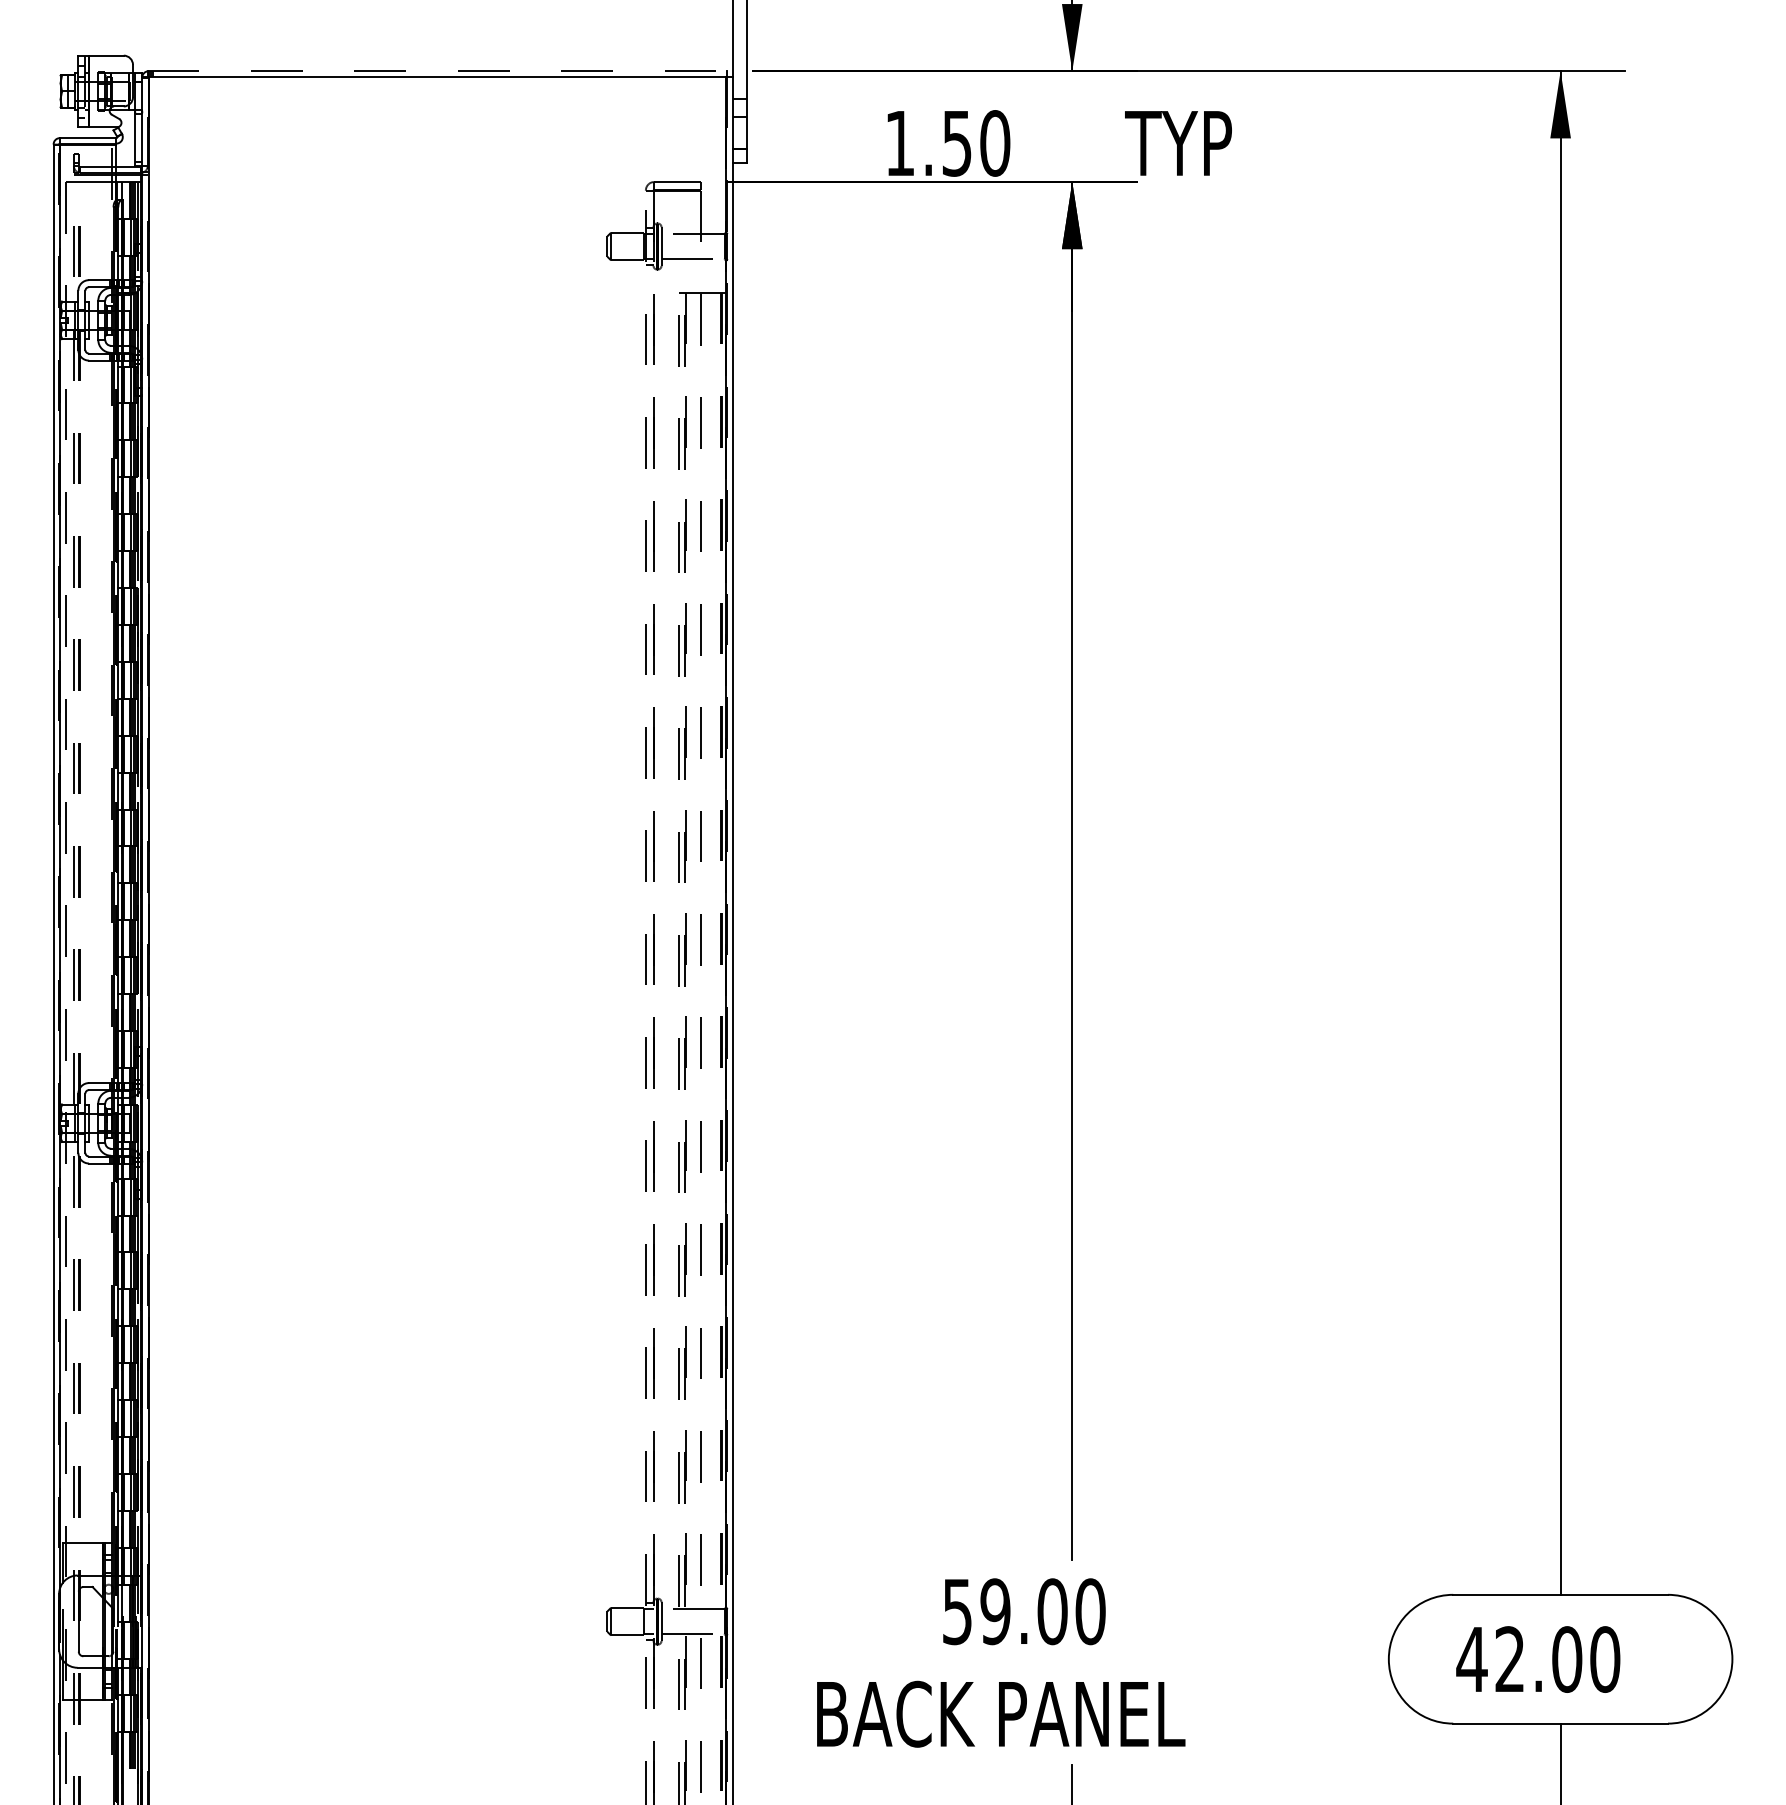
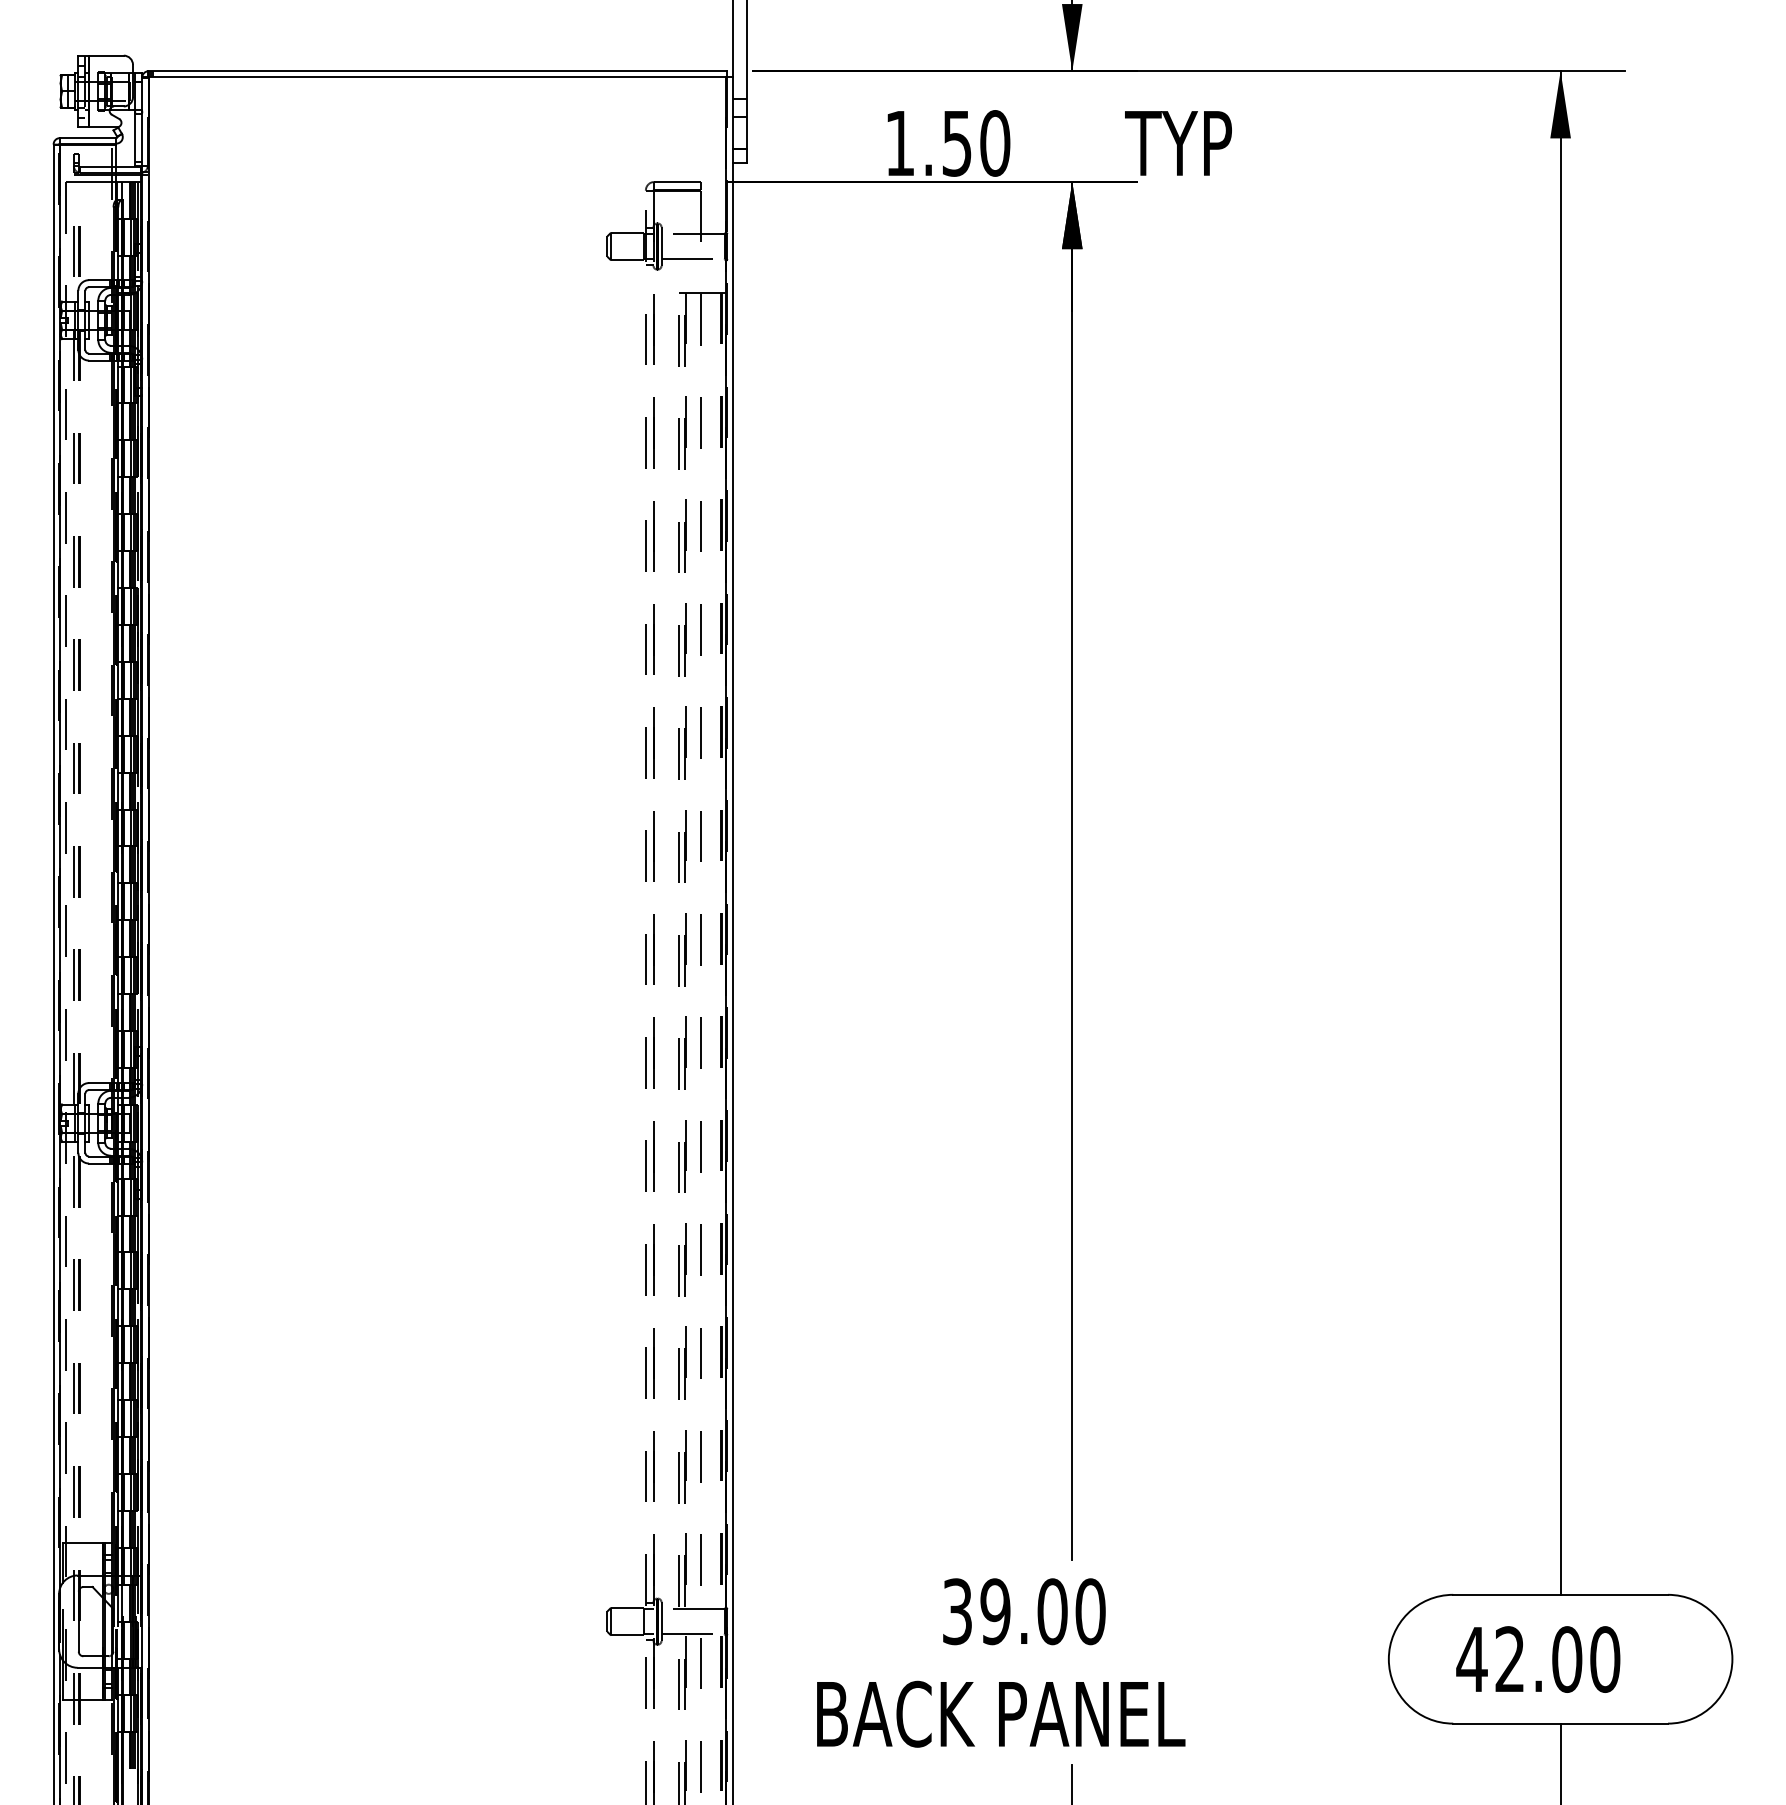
line: dashed -> solid (437, 71)
text: 59.00 -> 39.00 (957, 1611)
